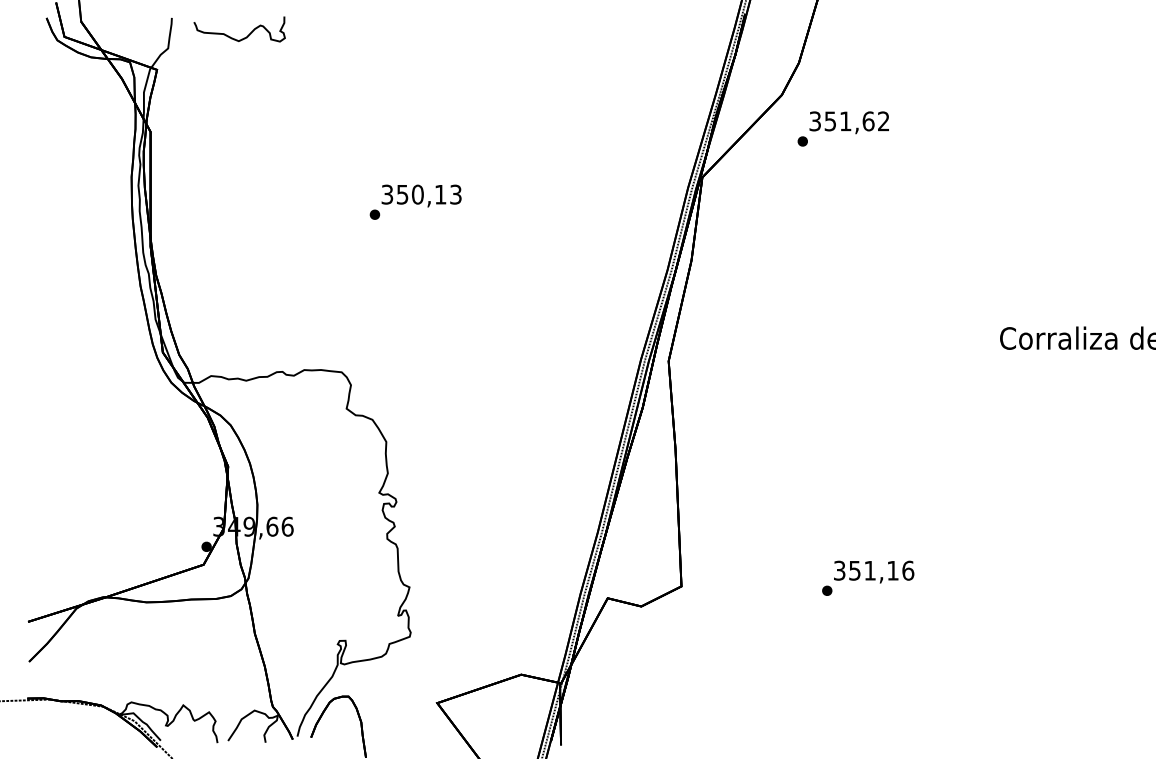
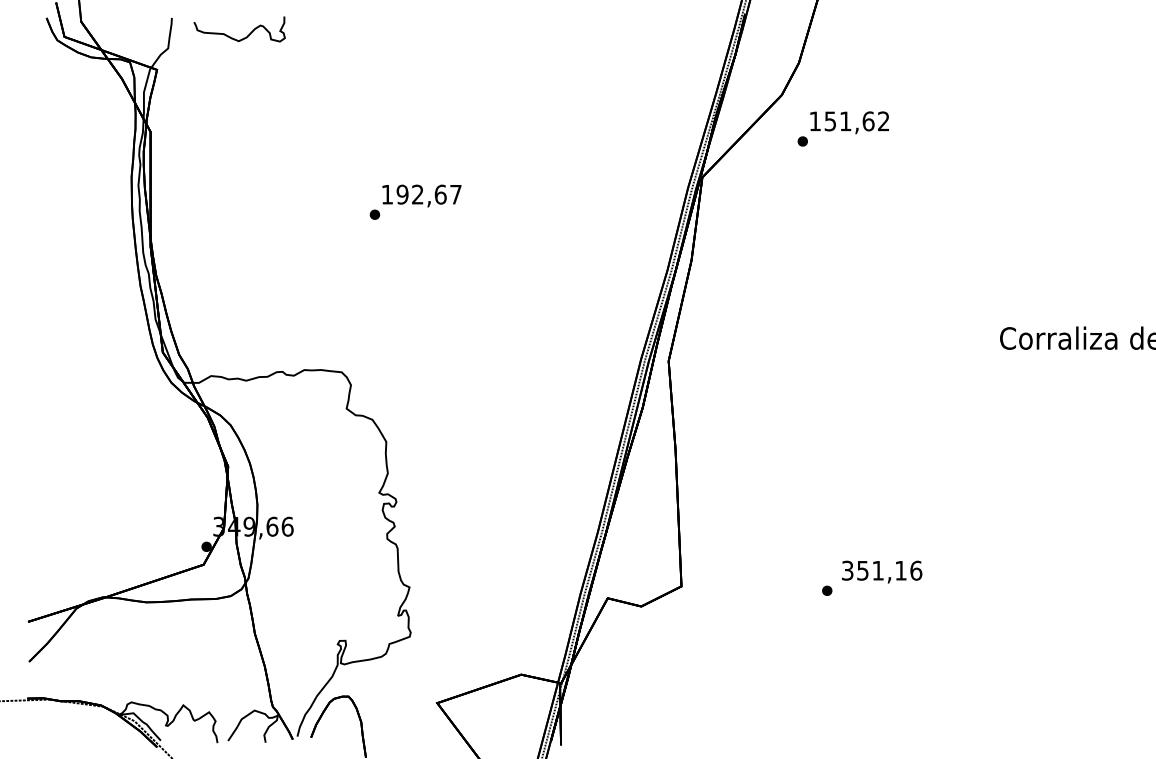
text: 351,62 -> 151,62 (814, 121)
text: 350,13 -> 192,67 (421, 194)
text position: (874, 571) -> (882, 571) (882, 571)
